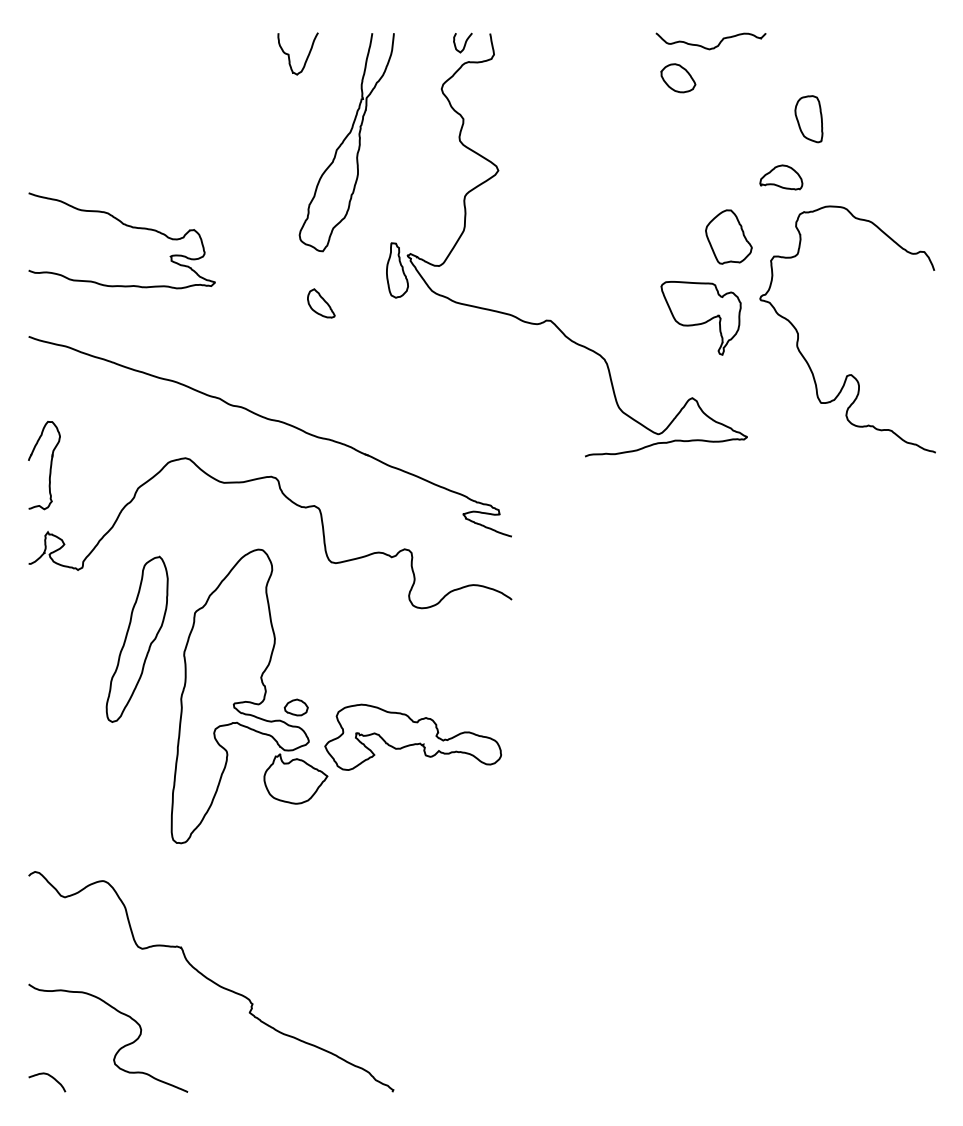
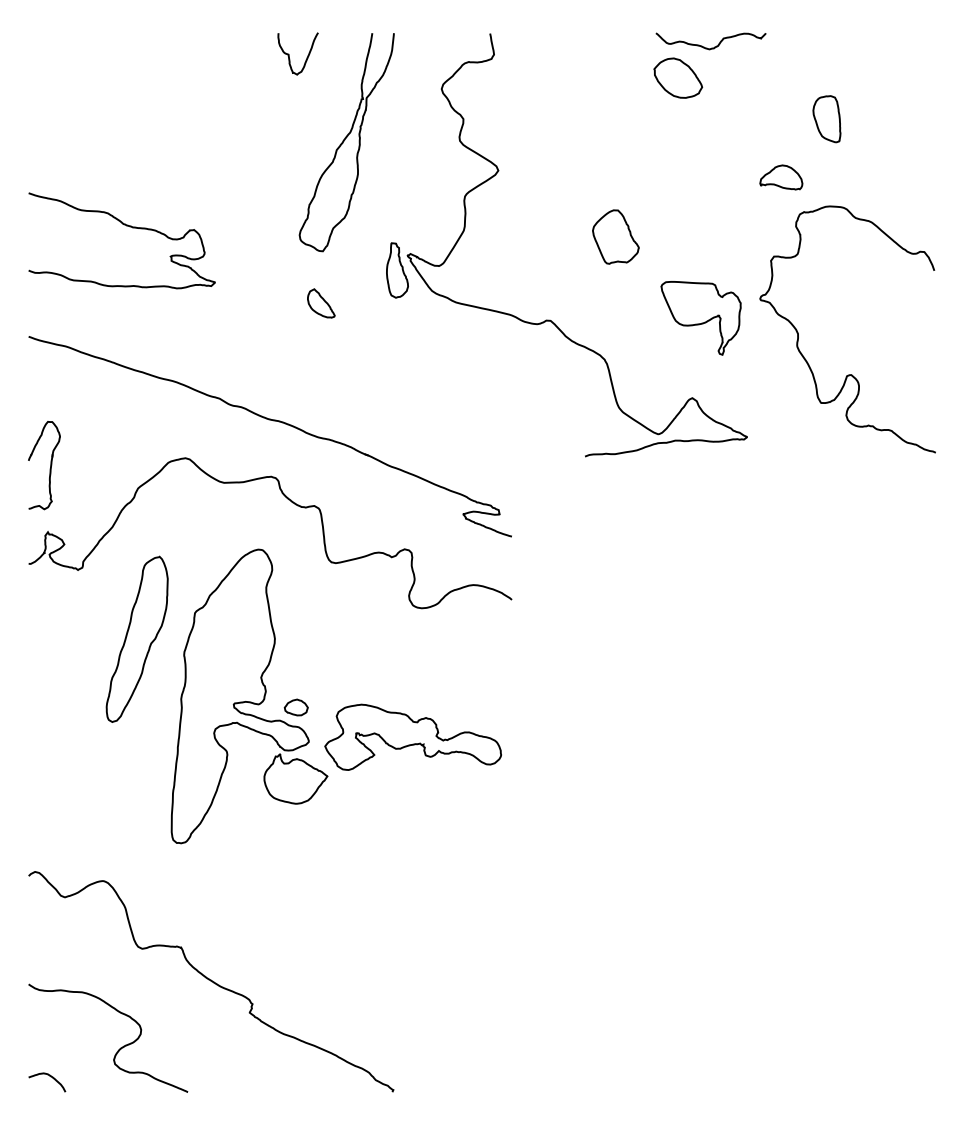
curve: present -> none (464, 42)
part size: 37x31 px -> 51x42 px (678, 77)
part position: (808, 119) -> (826, 119) (826, 119)
part position: (728, 236) -> (615, 236) (615, 236)
